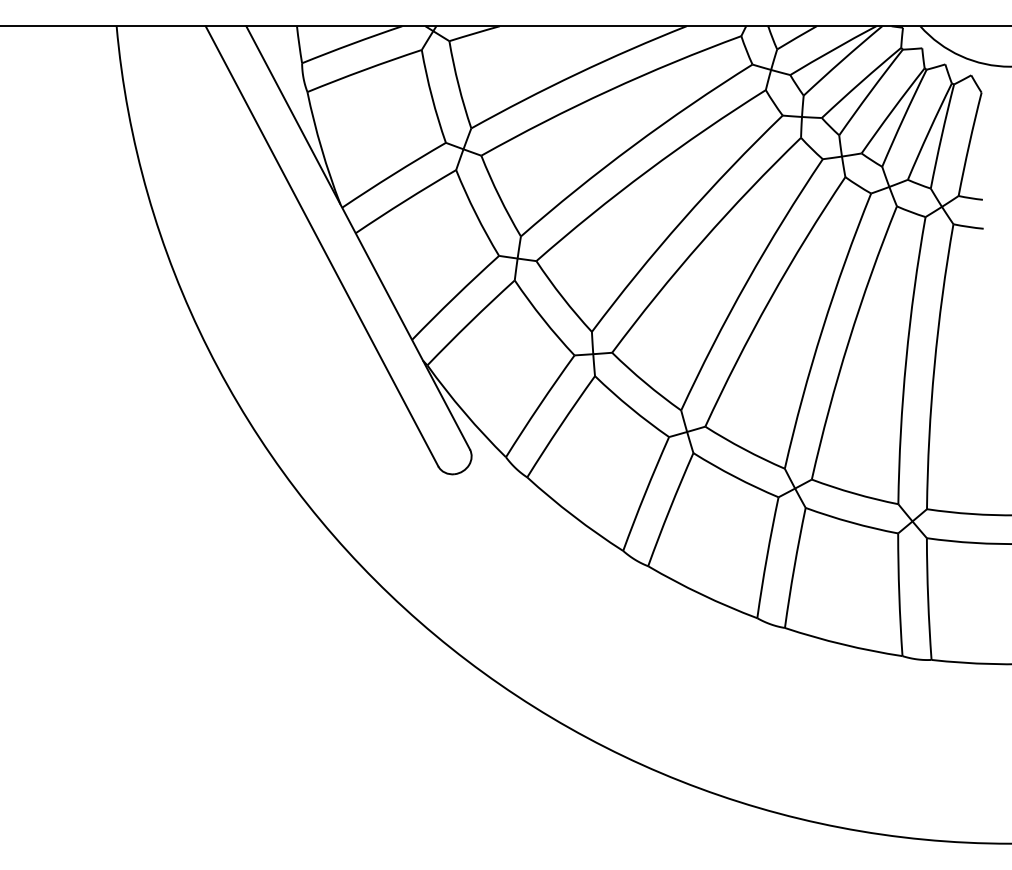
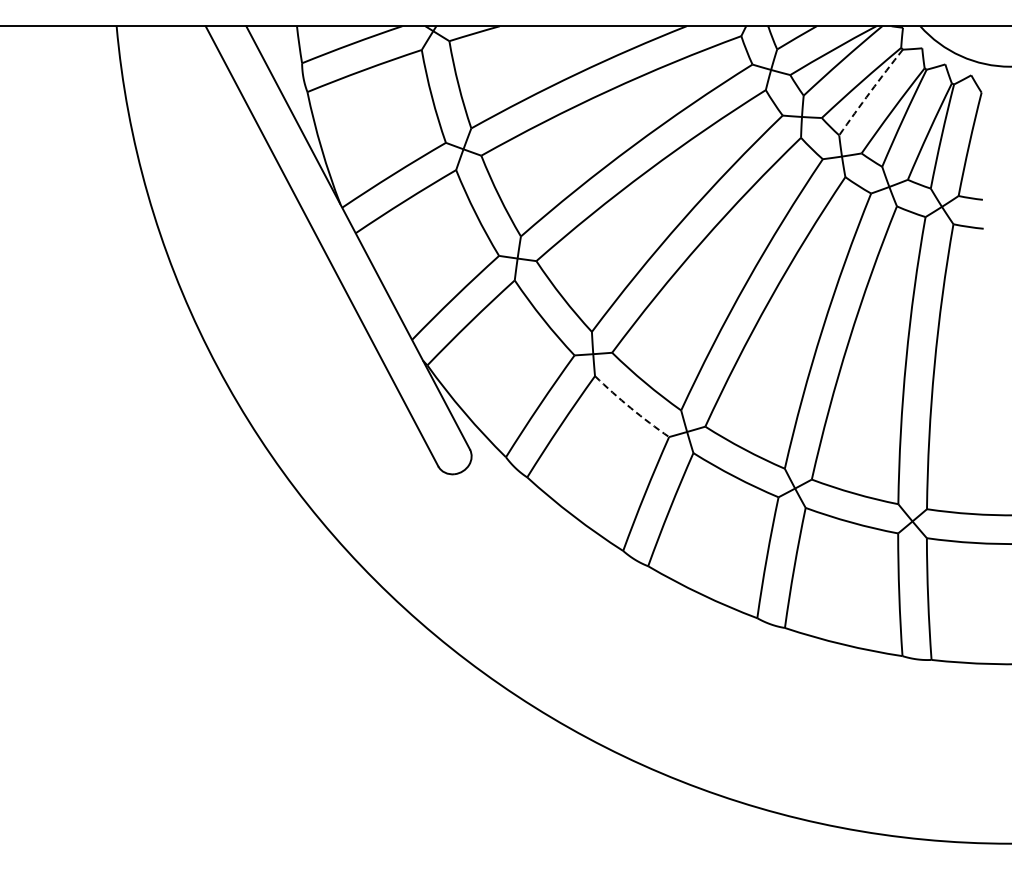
arc: solid -> dashed (870, 92)
arc: solid -> dashed (630, 408)
